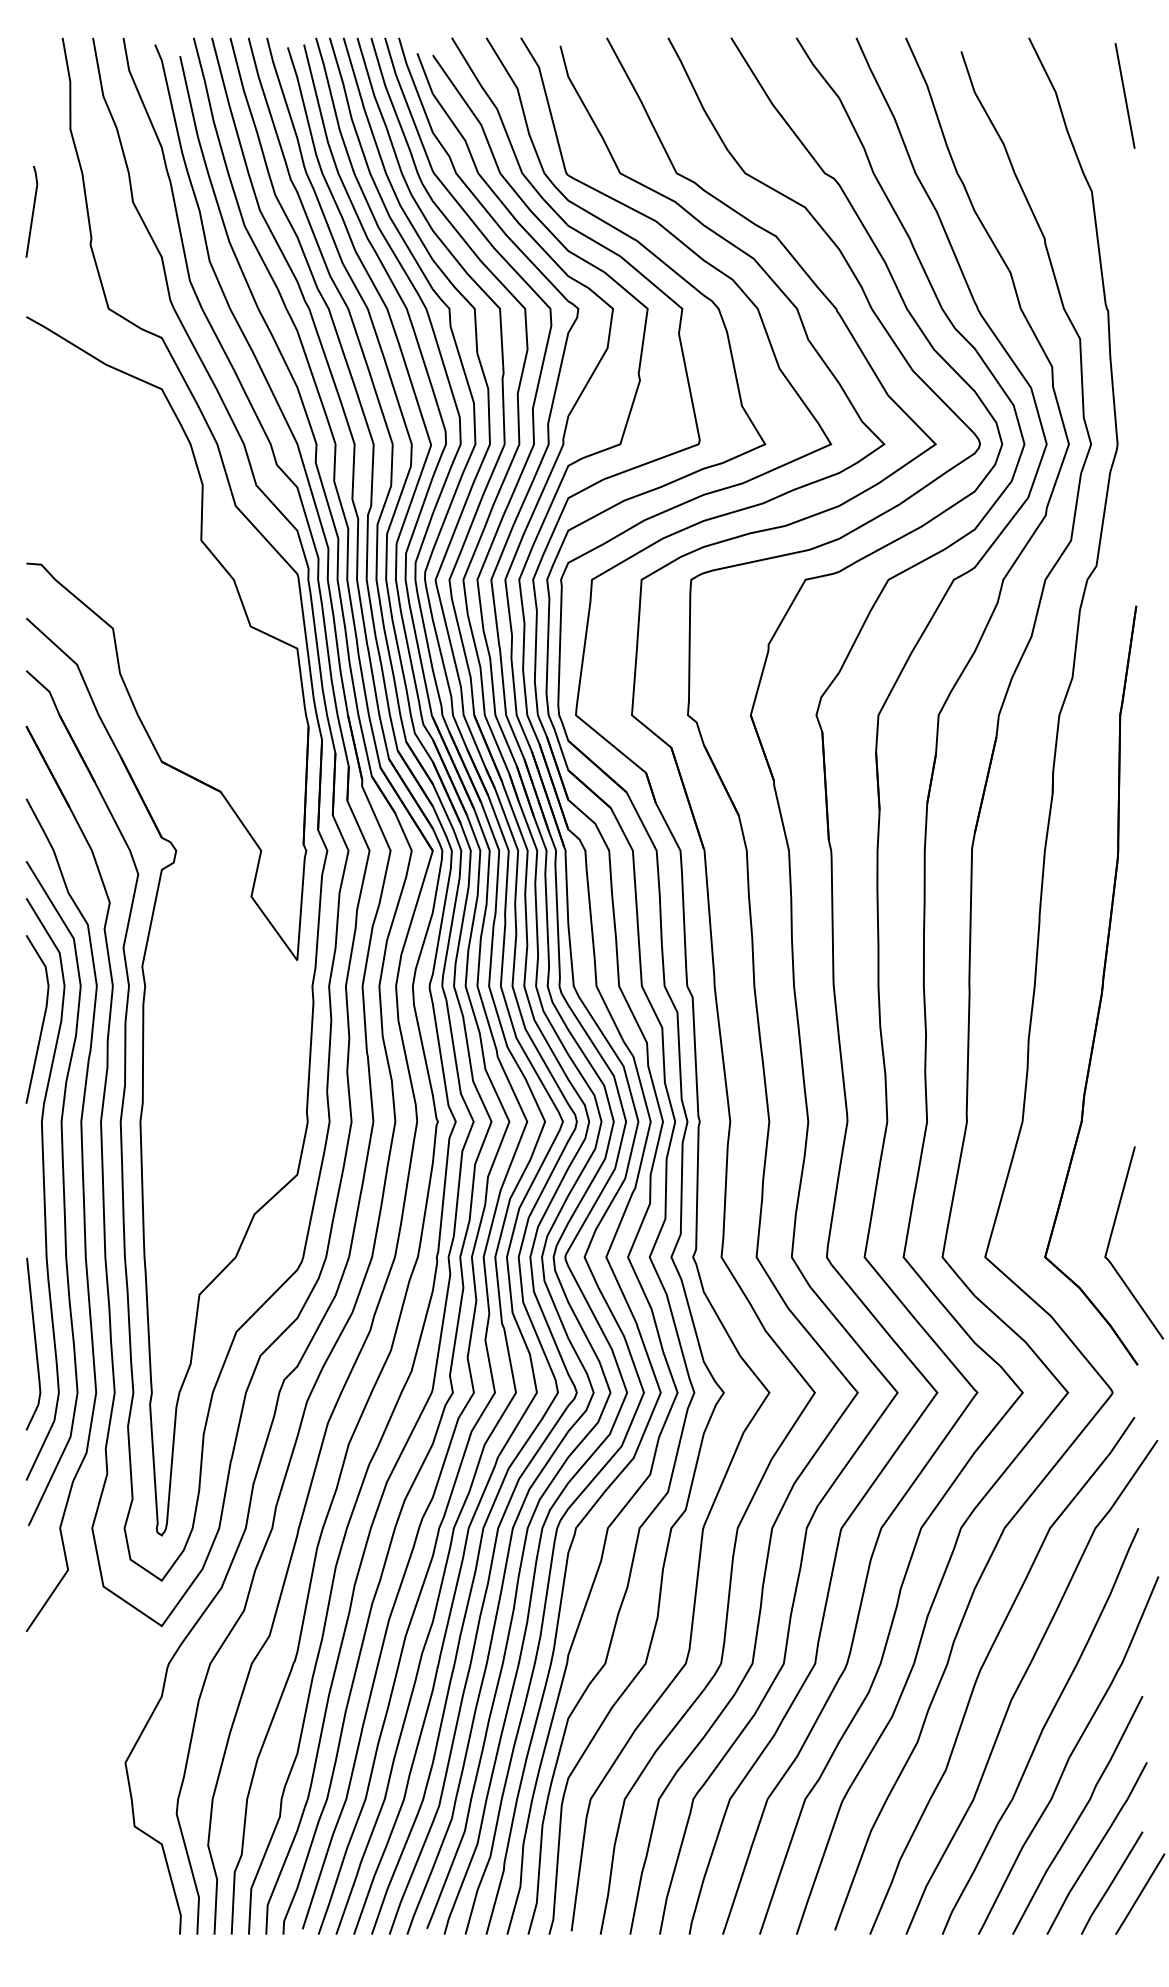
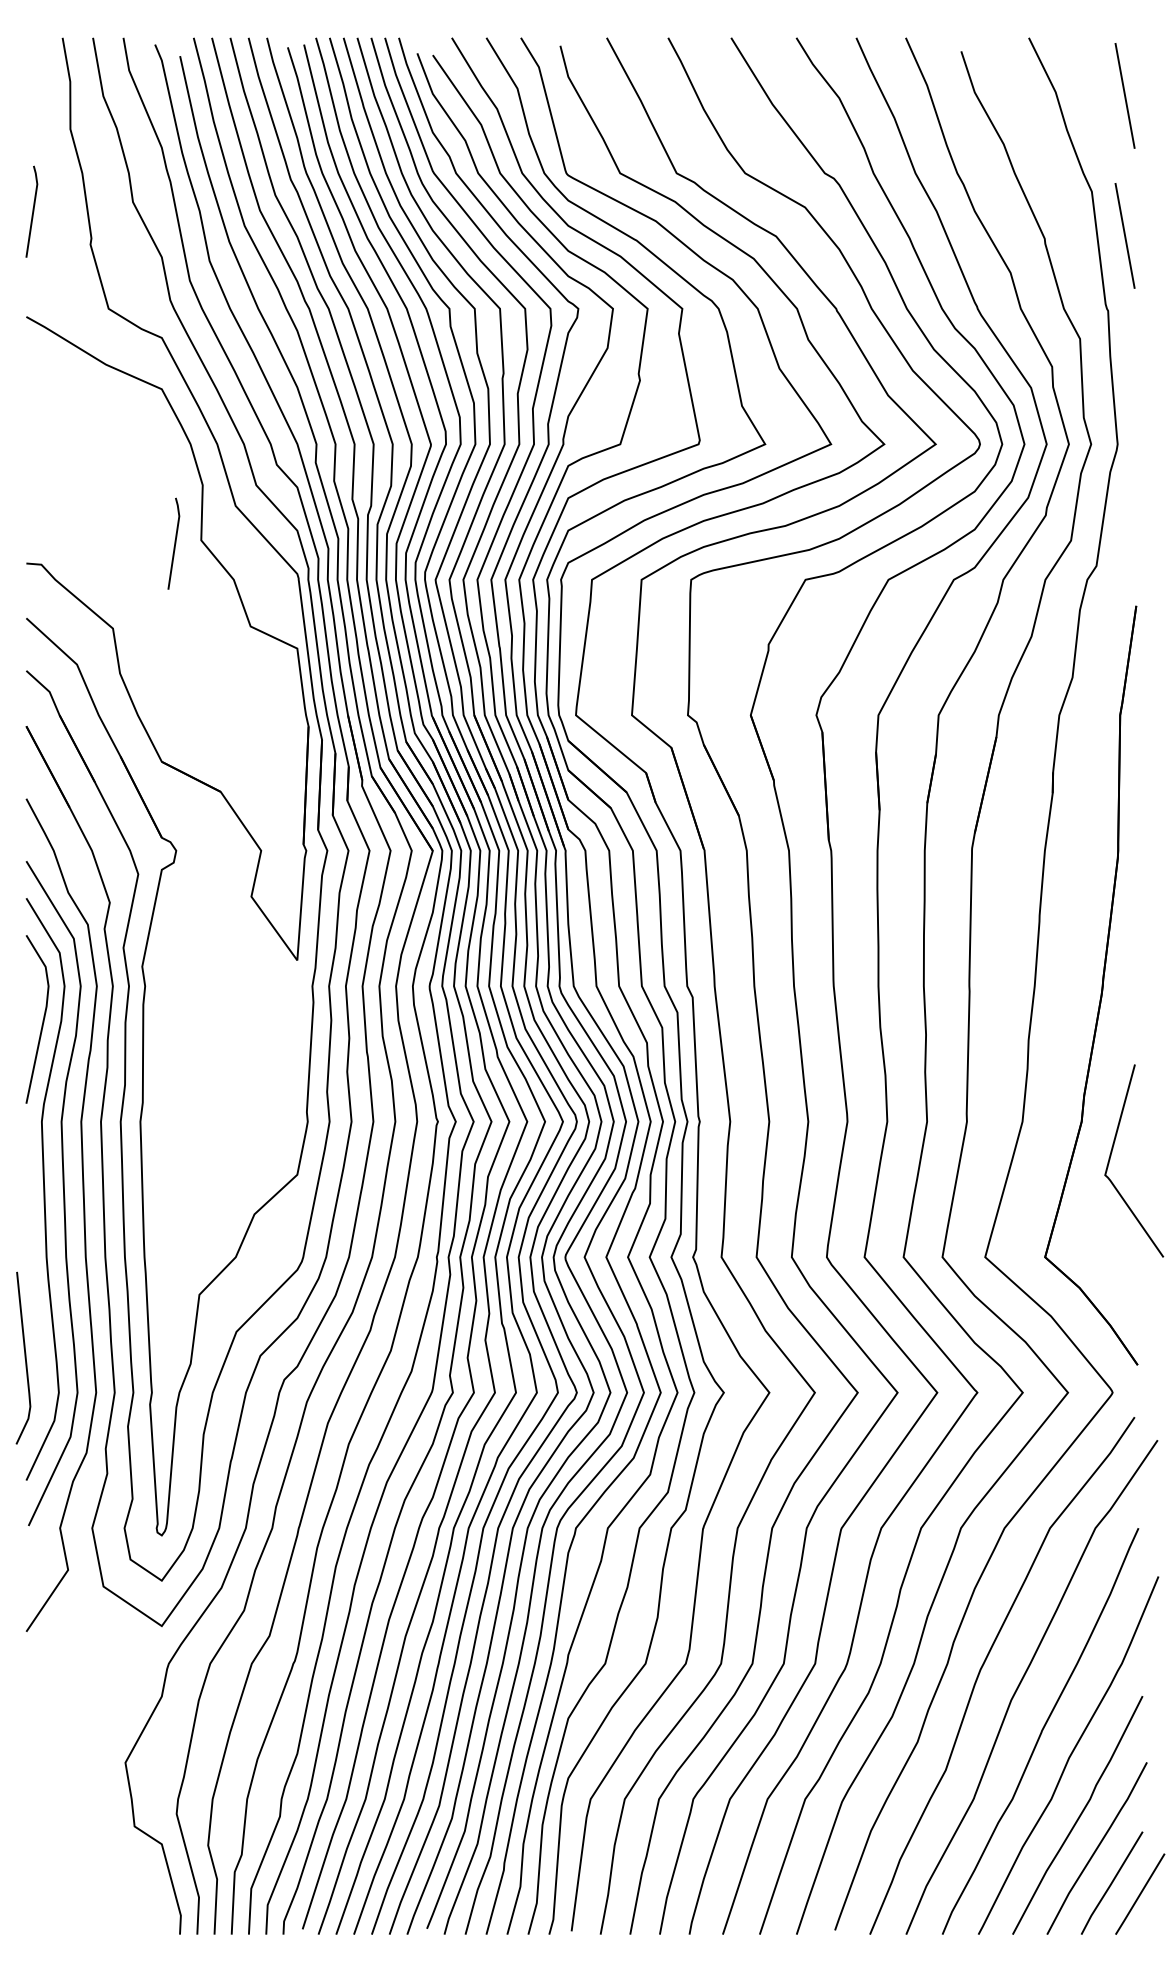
line: none -> present (1124, 235)
line: none -> present (174, 543)
curve position: (1111, 1238) -> (1111, 1156) (1111, 1156)
line position: (34, 1343) -> (24, 1357) (24, 1357)
